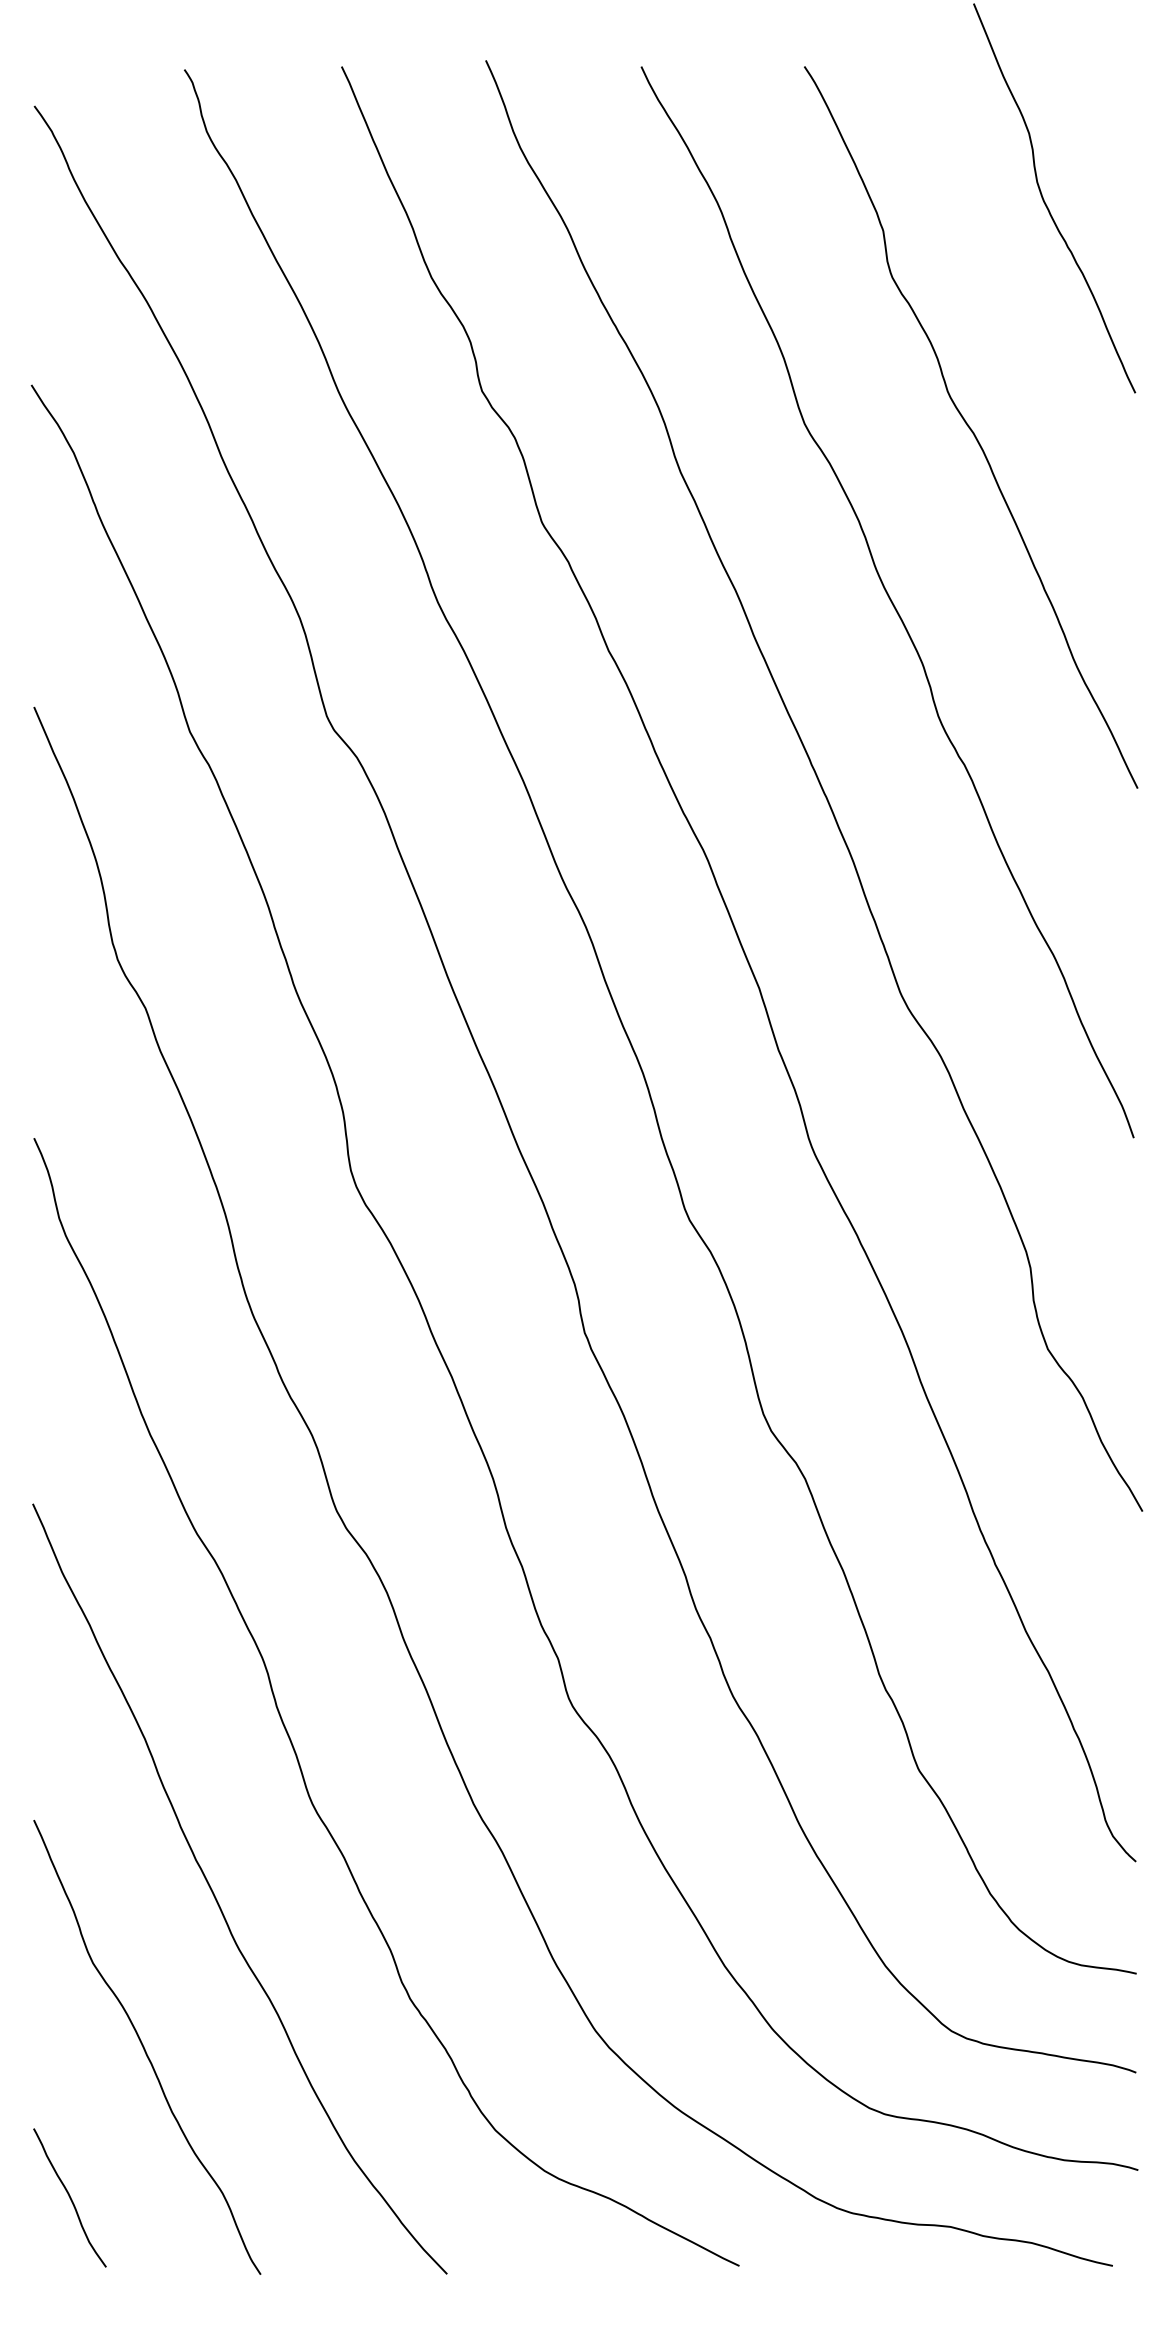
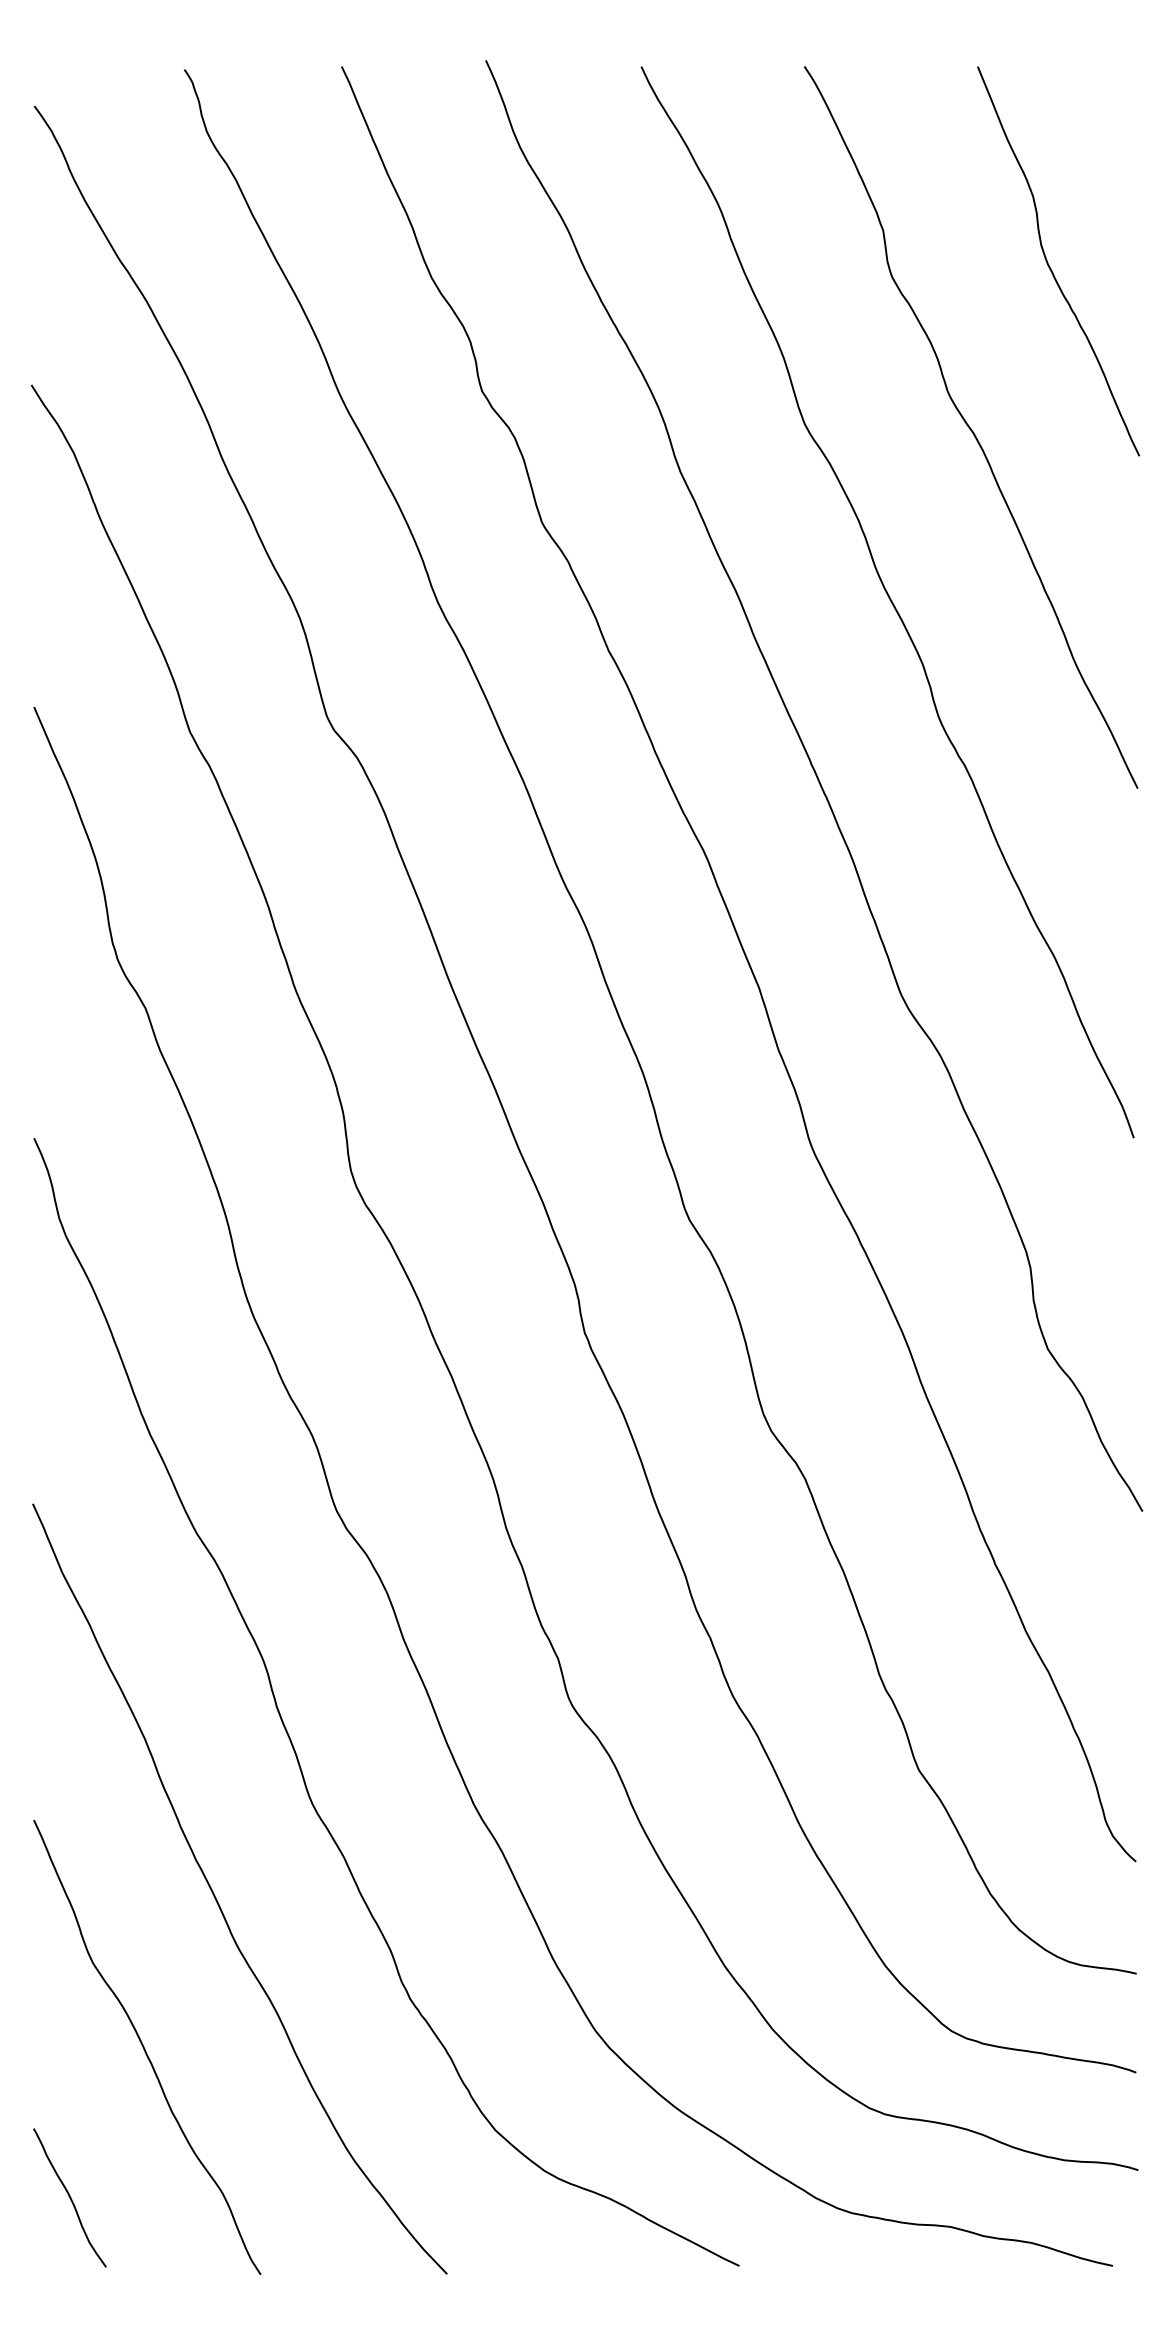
curve position: (1046, 203) -> (1050, 266) (1050, 266)
